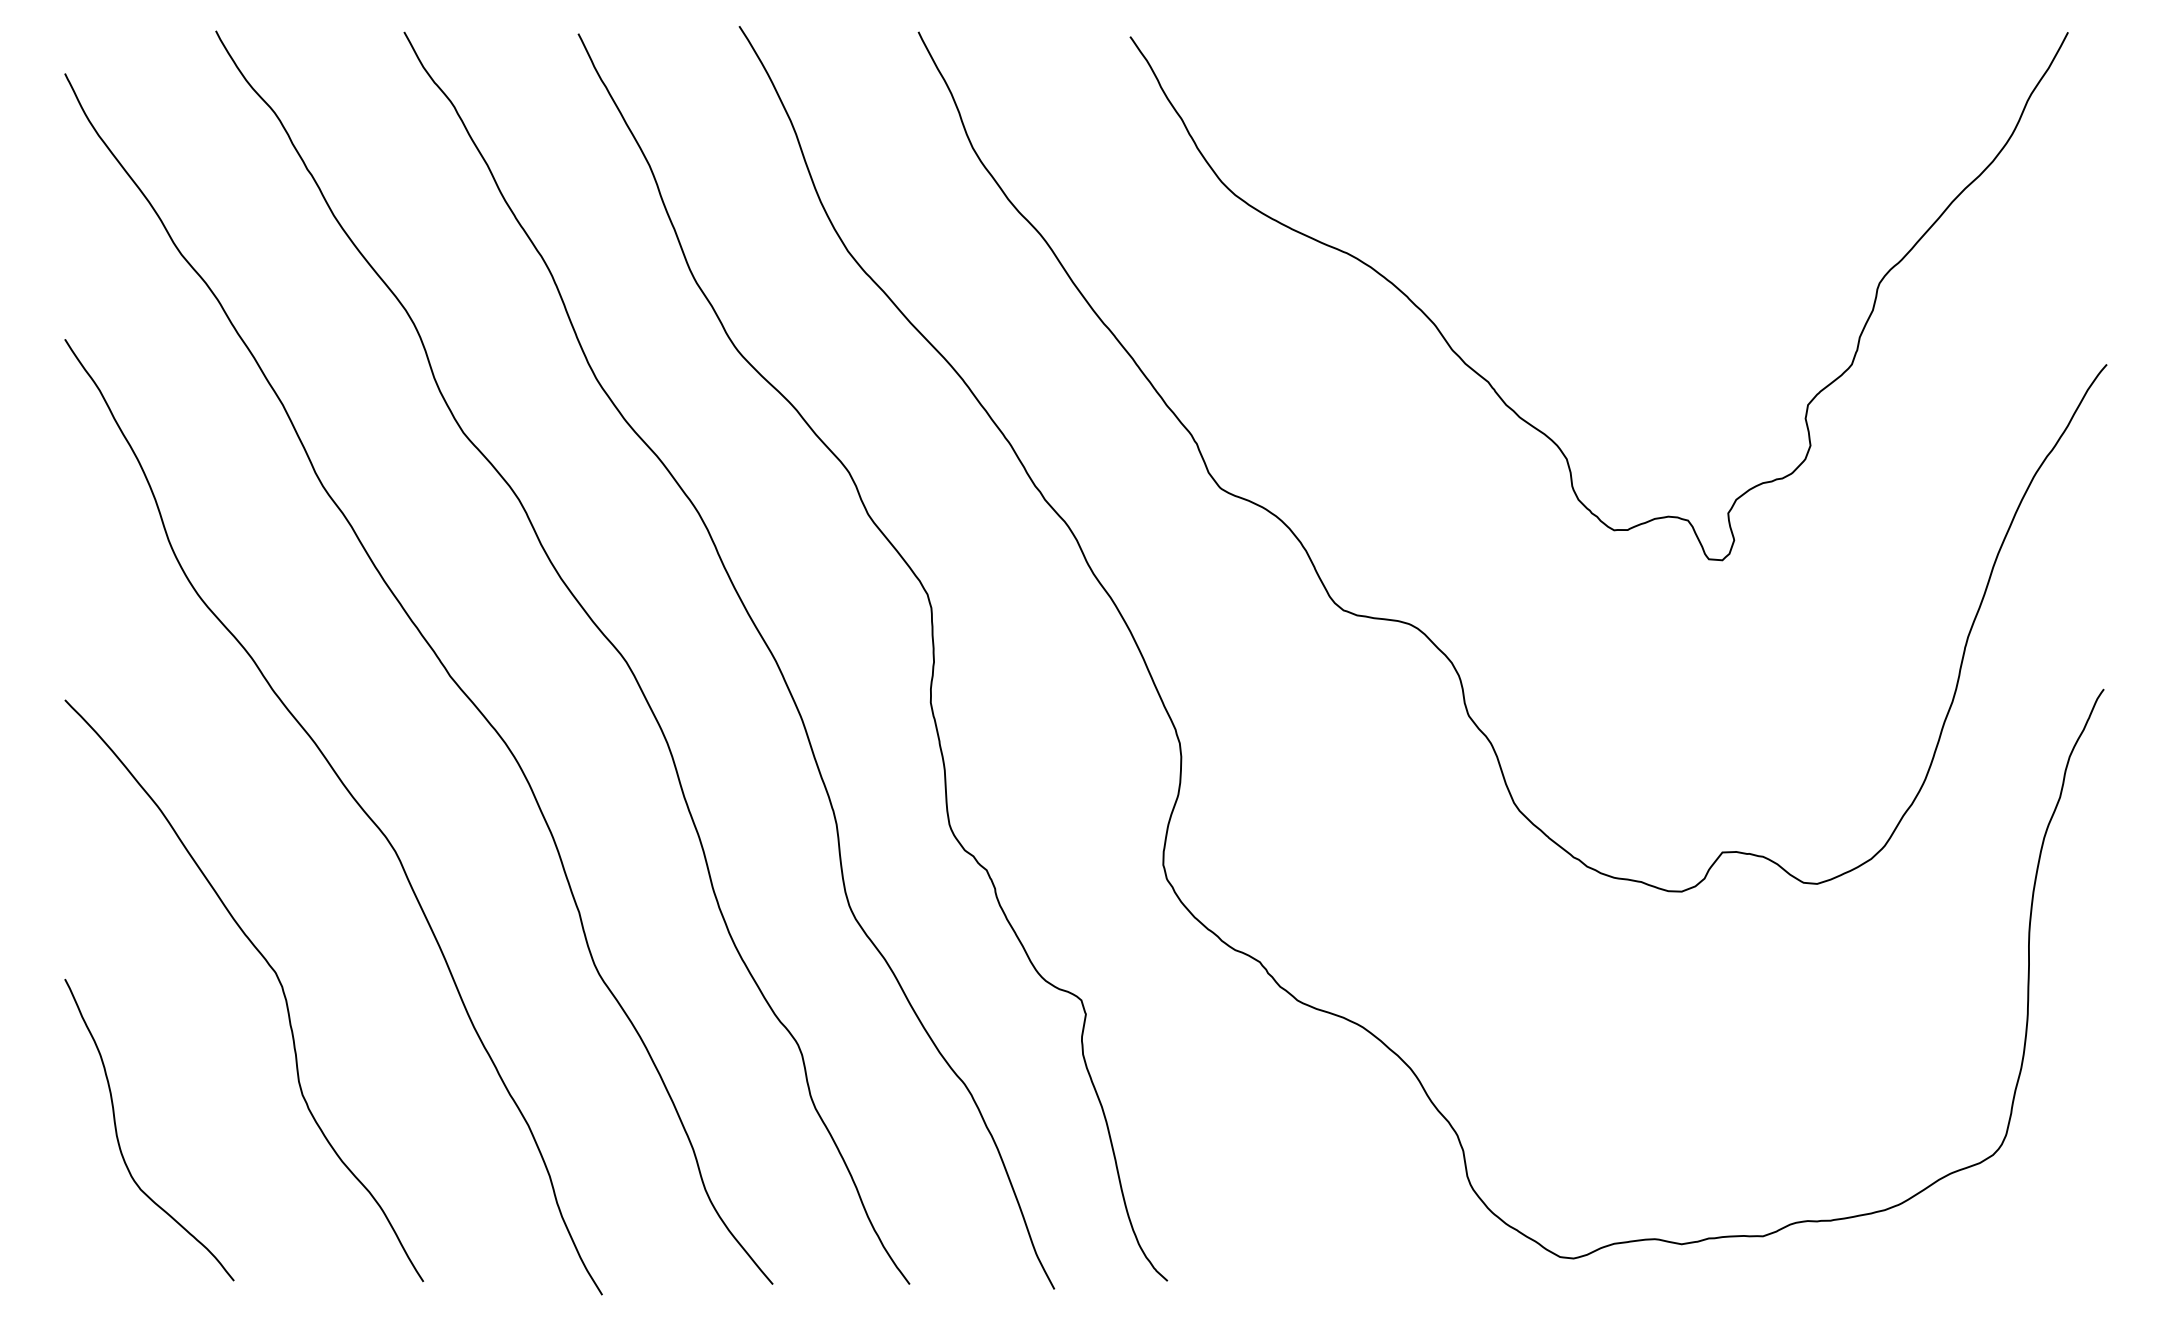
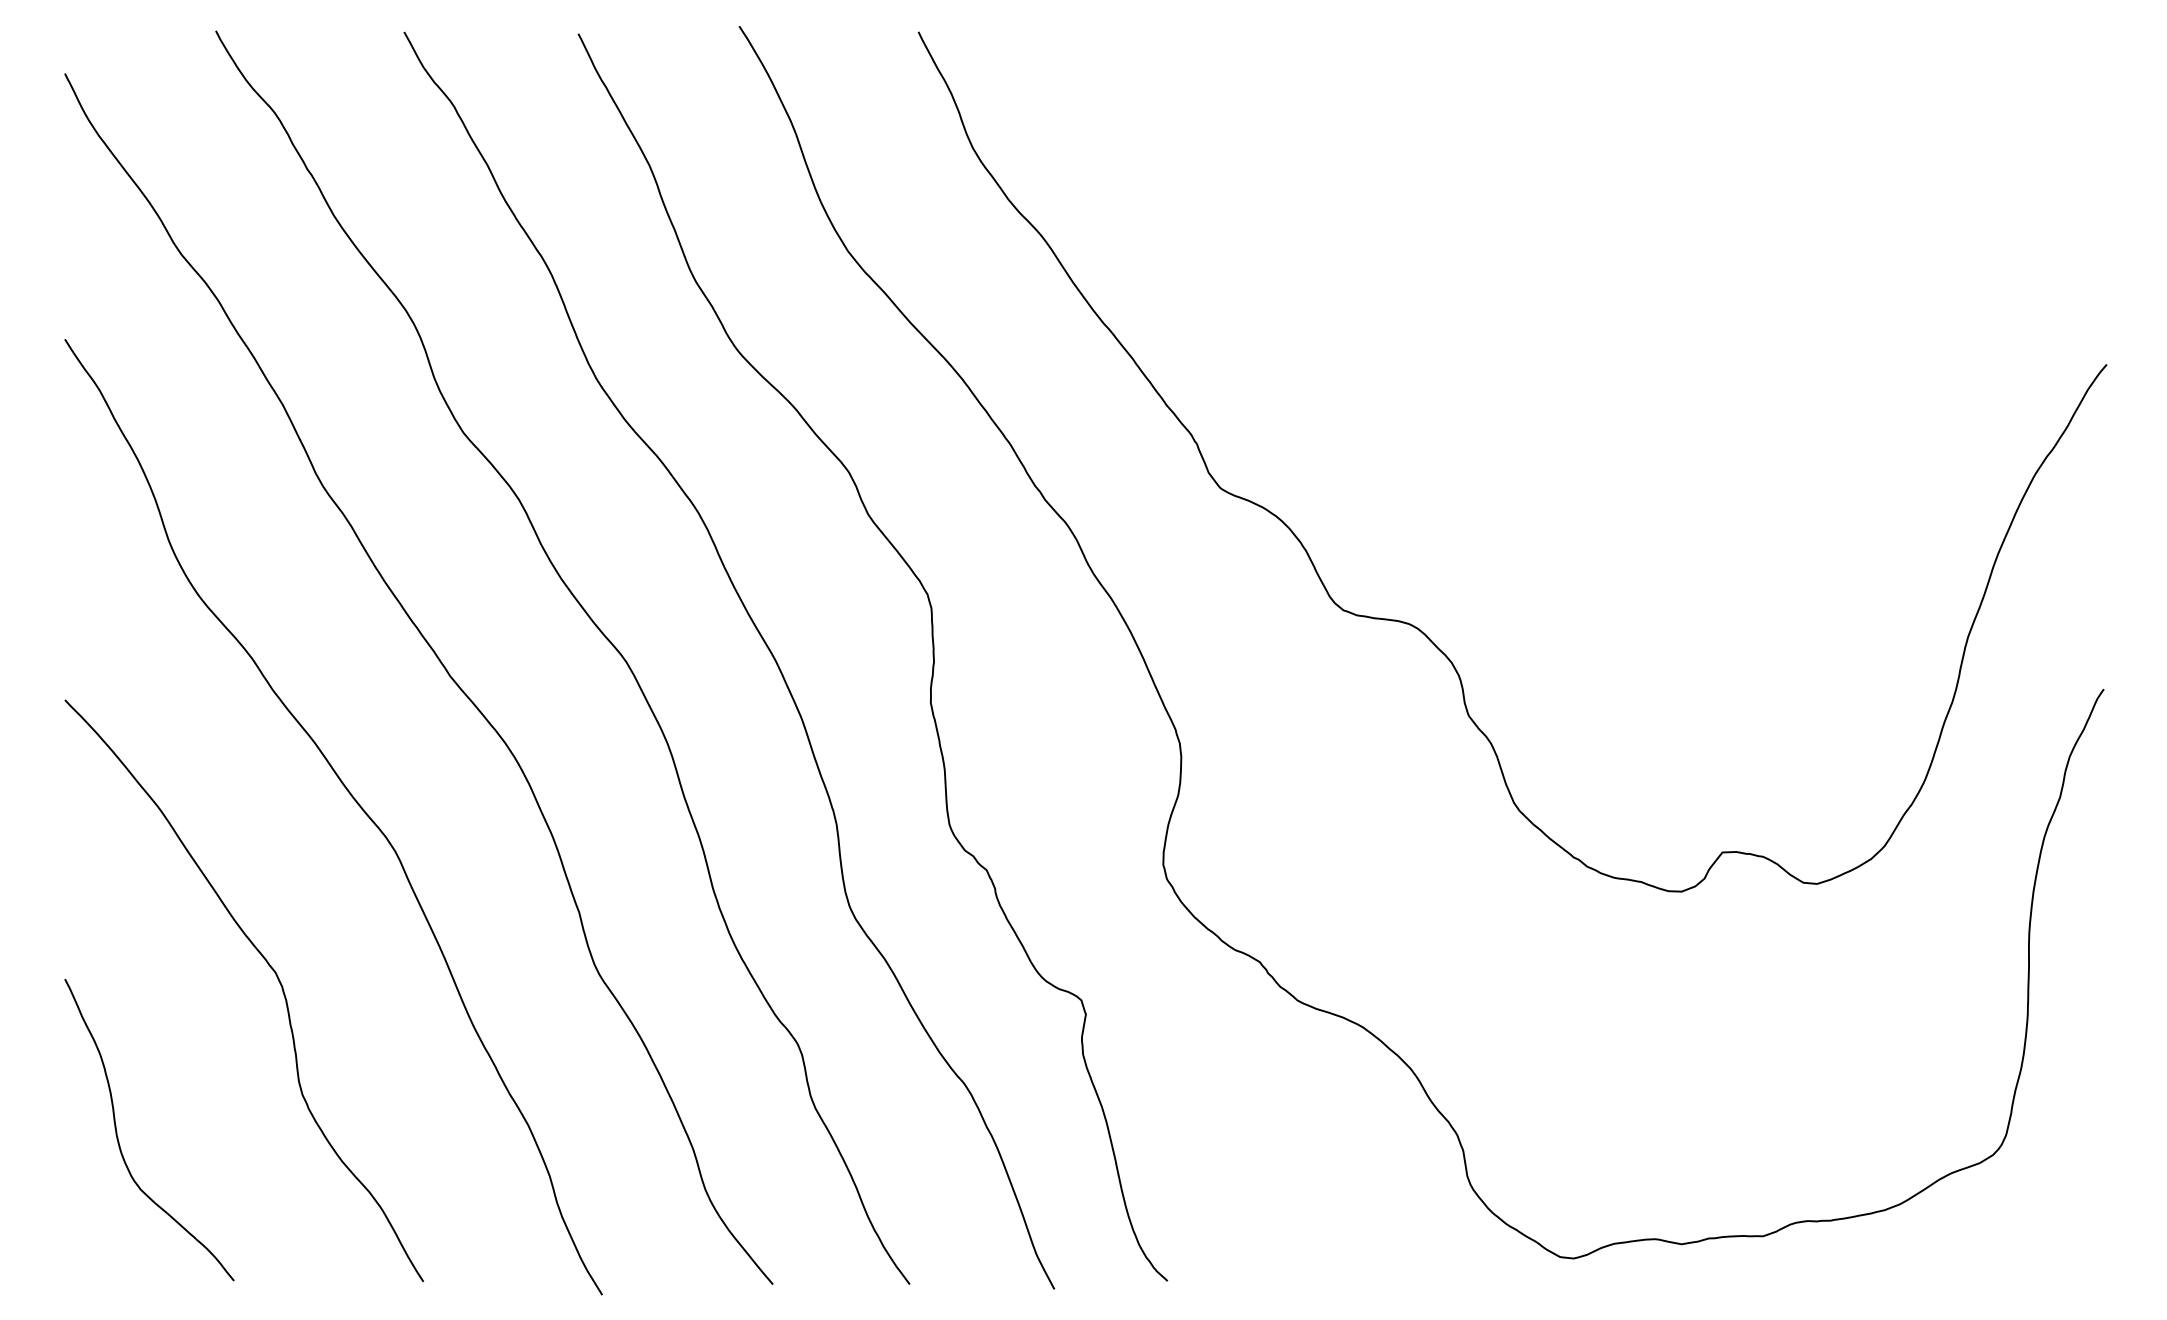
curve: present -> none (1489, 381)
